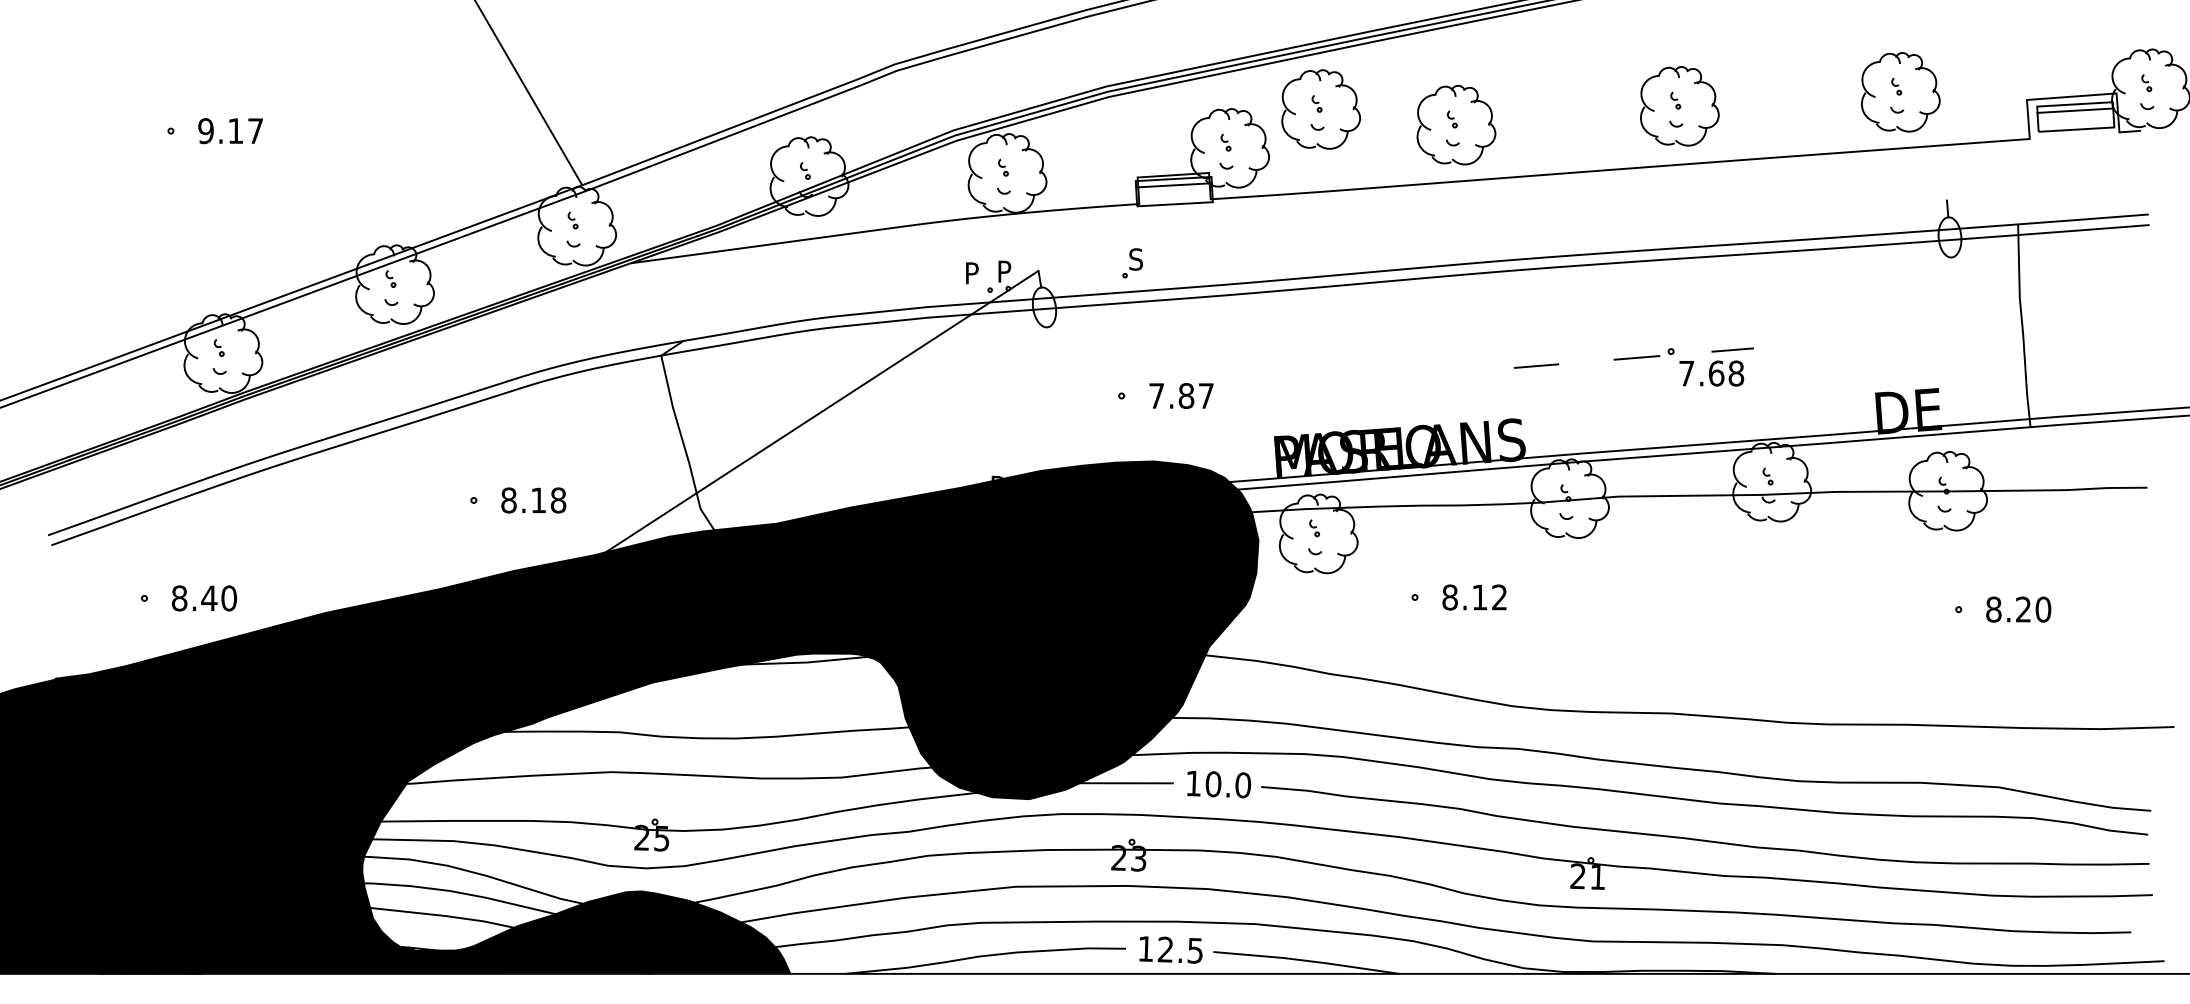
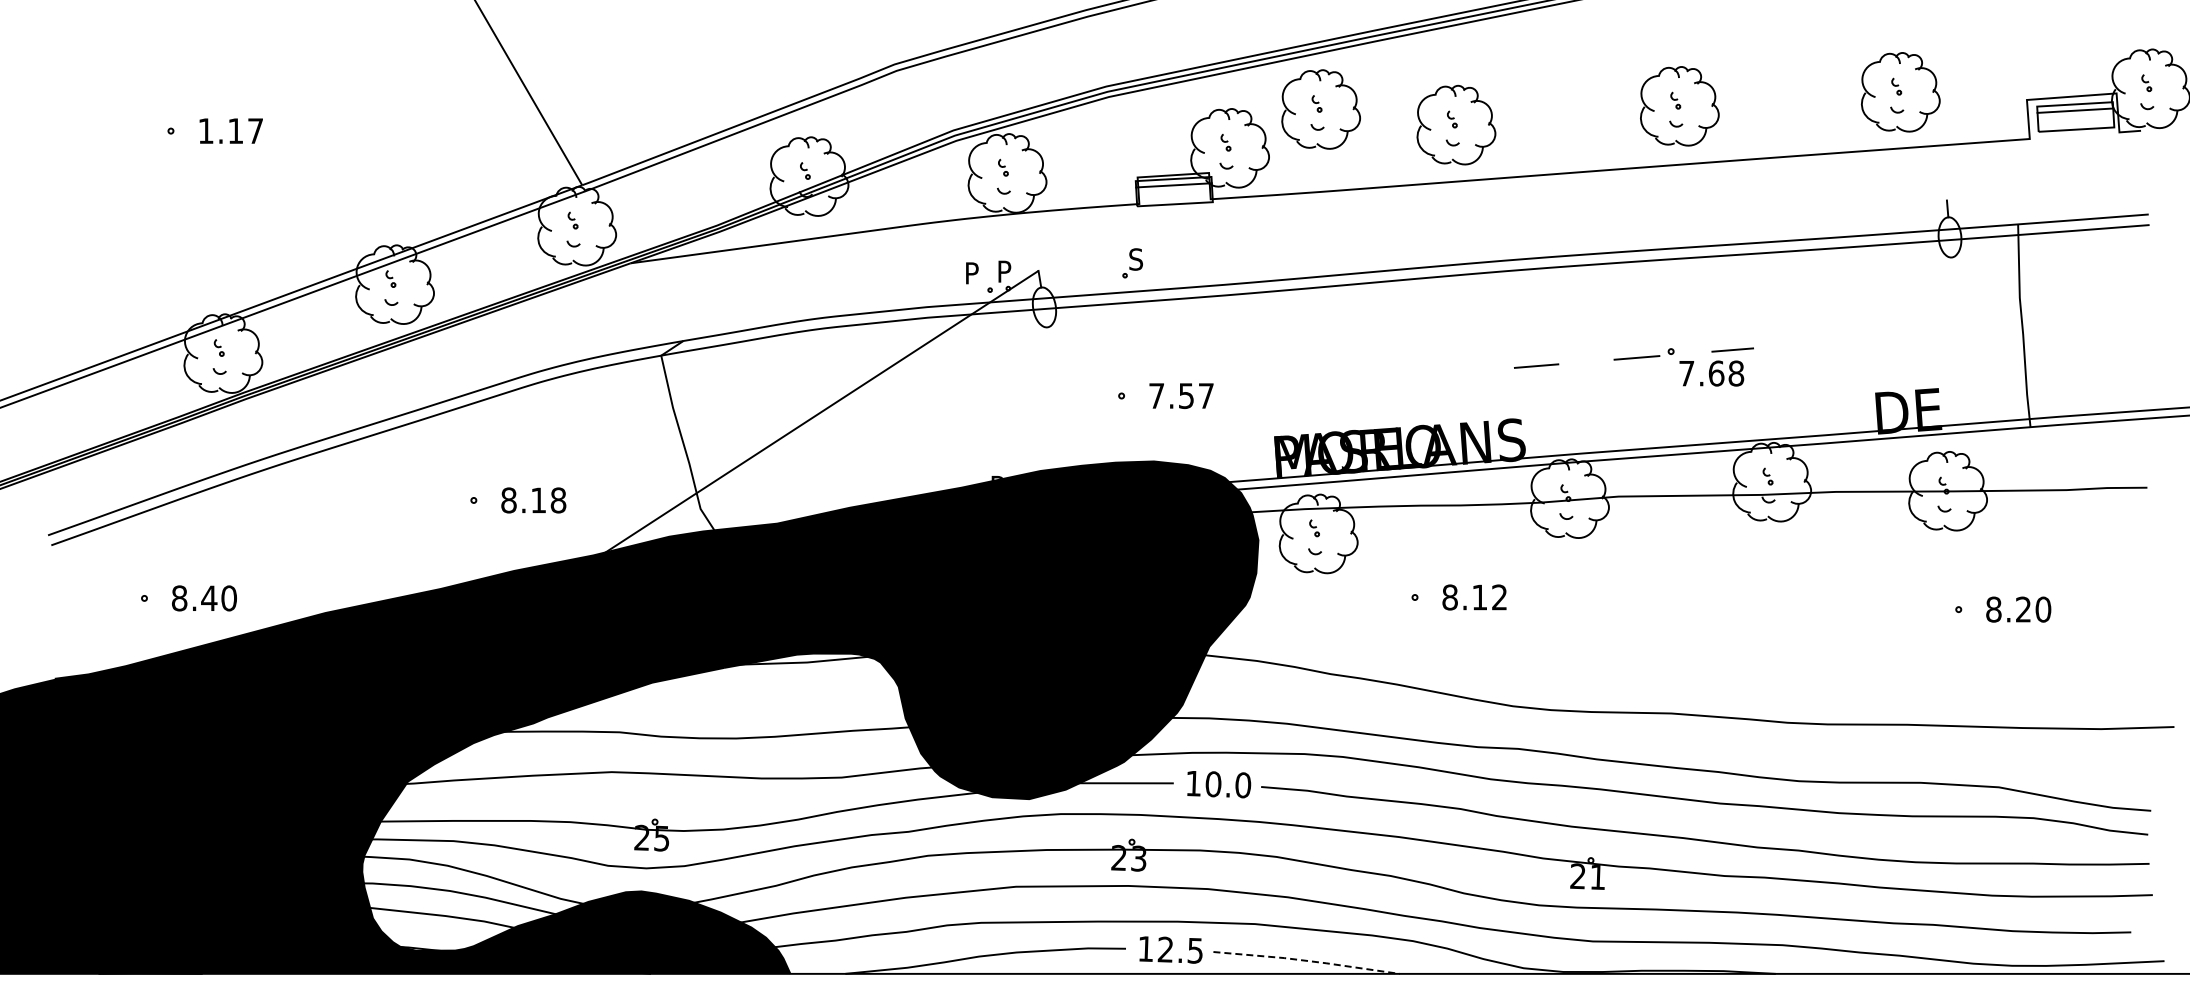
text: 9.17 -> 1.17 (205, 131)
text: 7.87 -> 7.57 (1186, 396)
line: solid -> dashed (1307, 960)
